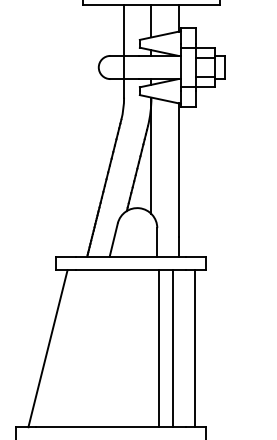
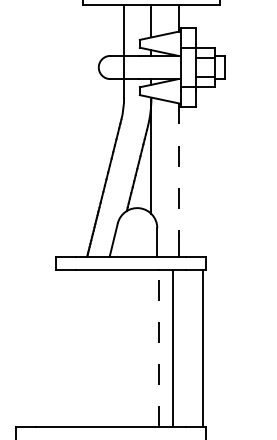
line: solid -> dashed (178, 170)
line: present -> none (47, 348)
line: solid -> dashed (159, 348)
line position: (194, 348) -> (202, 348) (202, 348)
